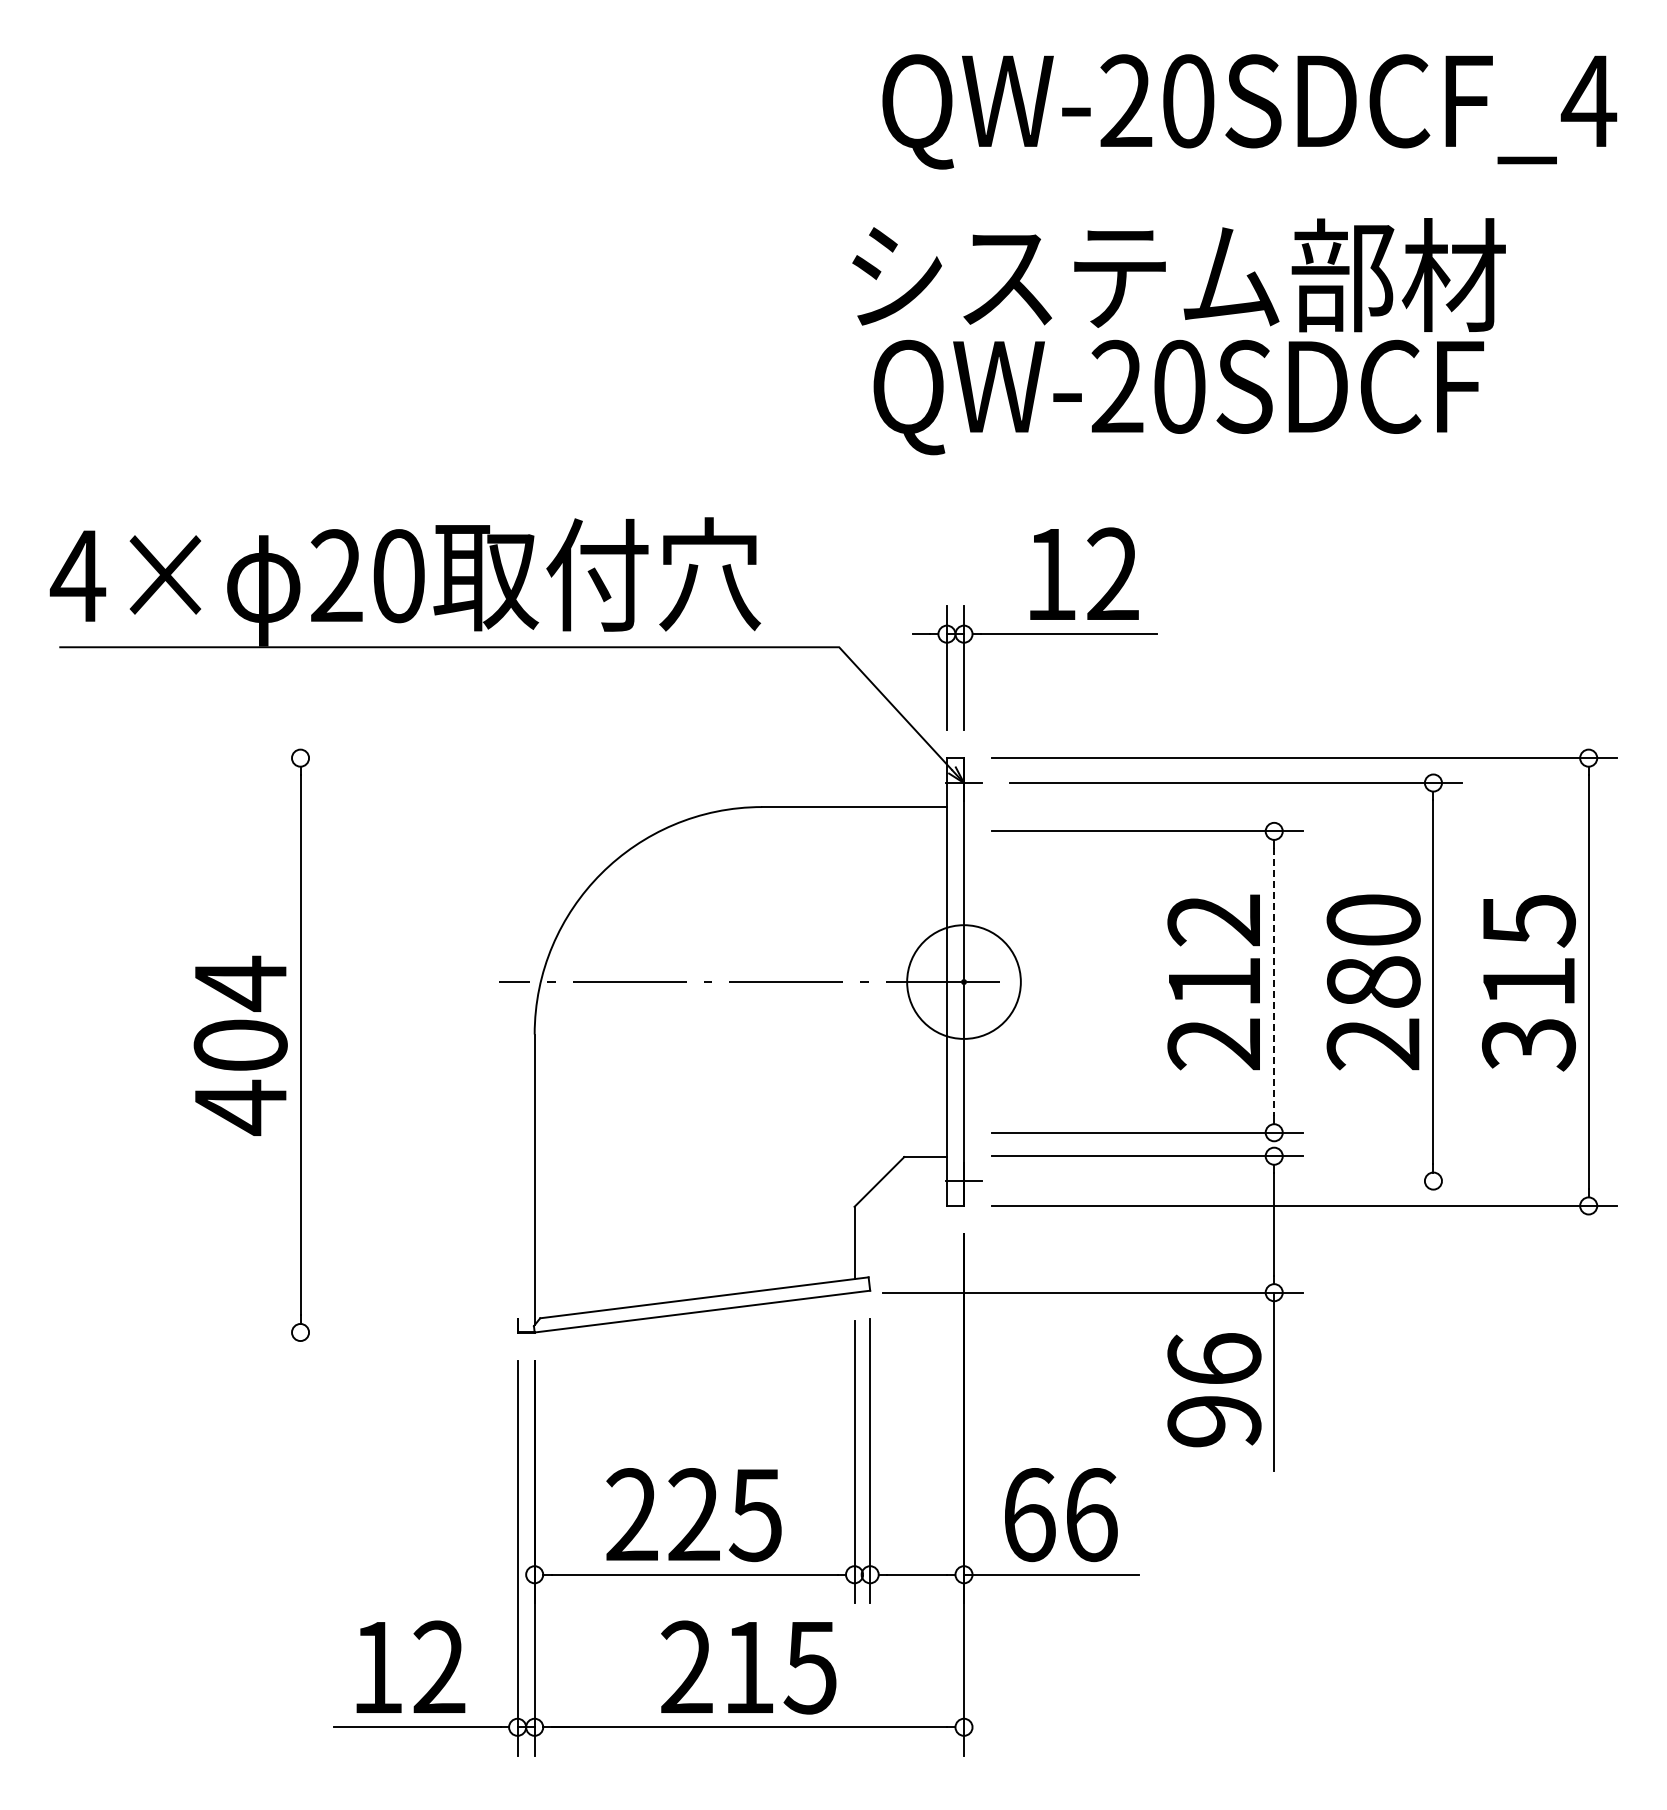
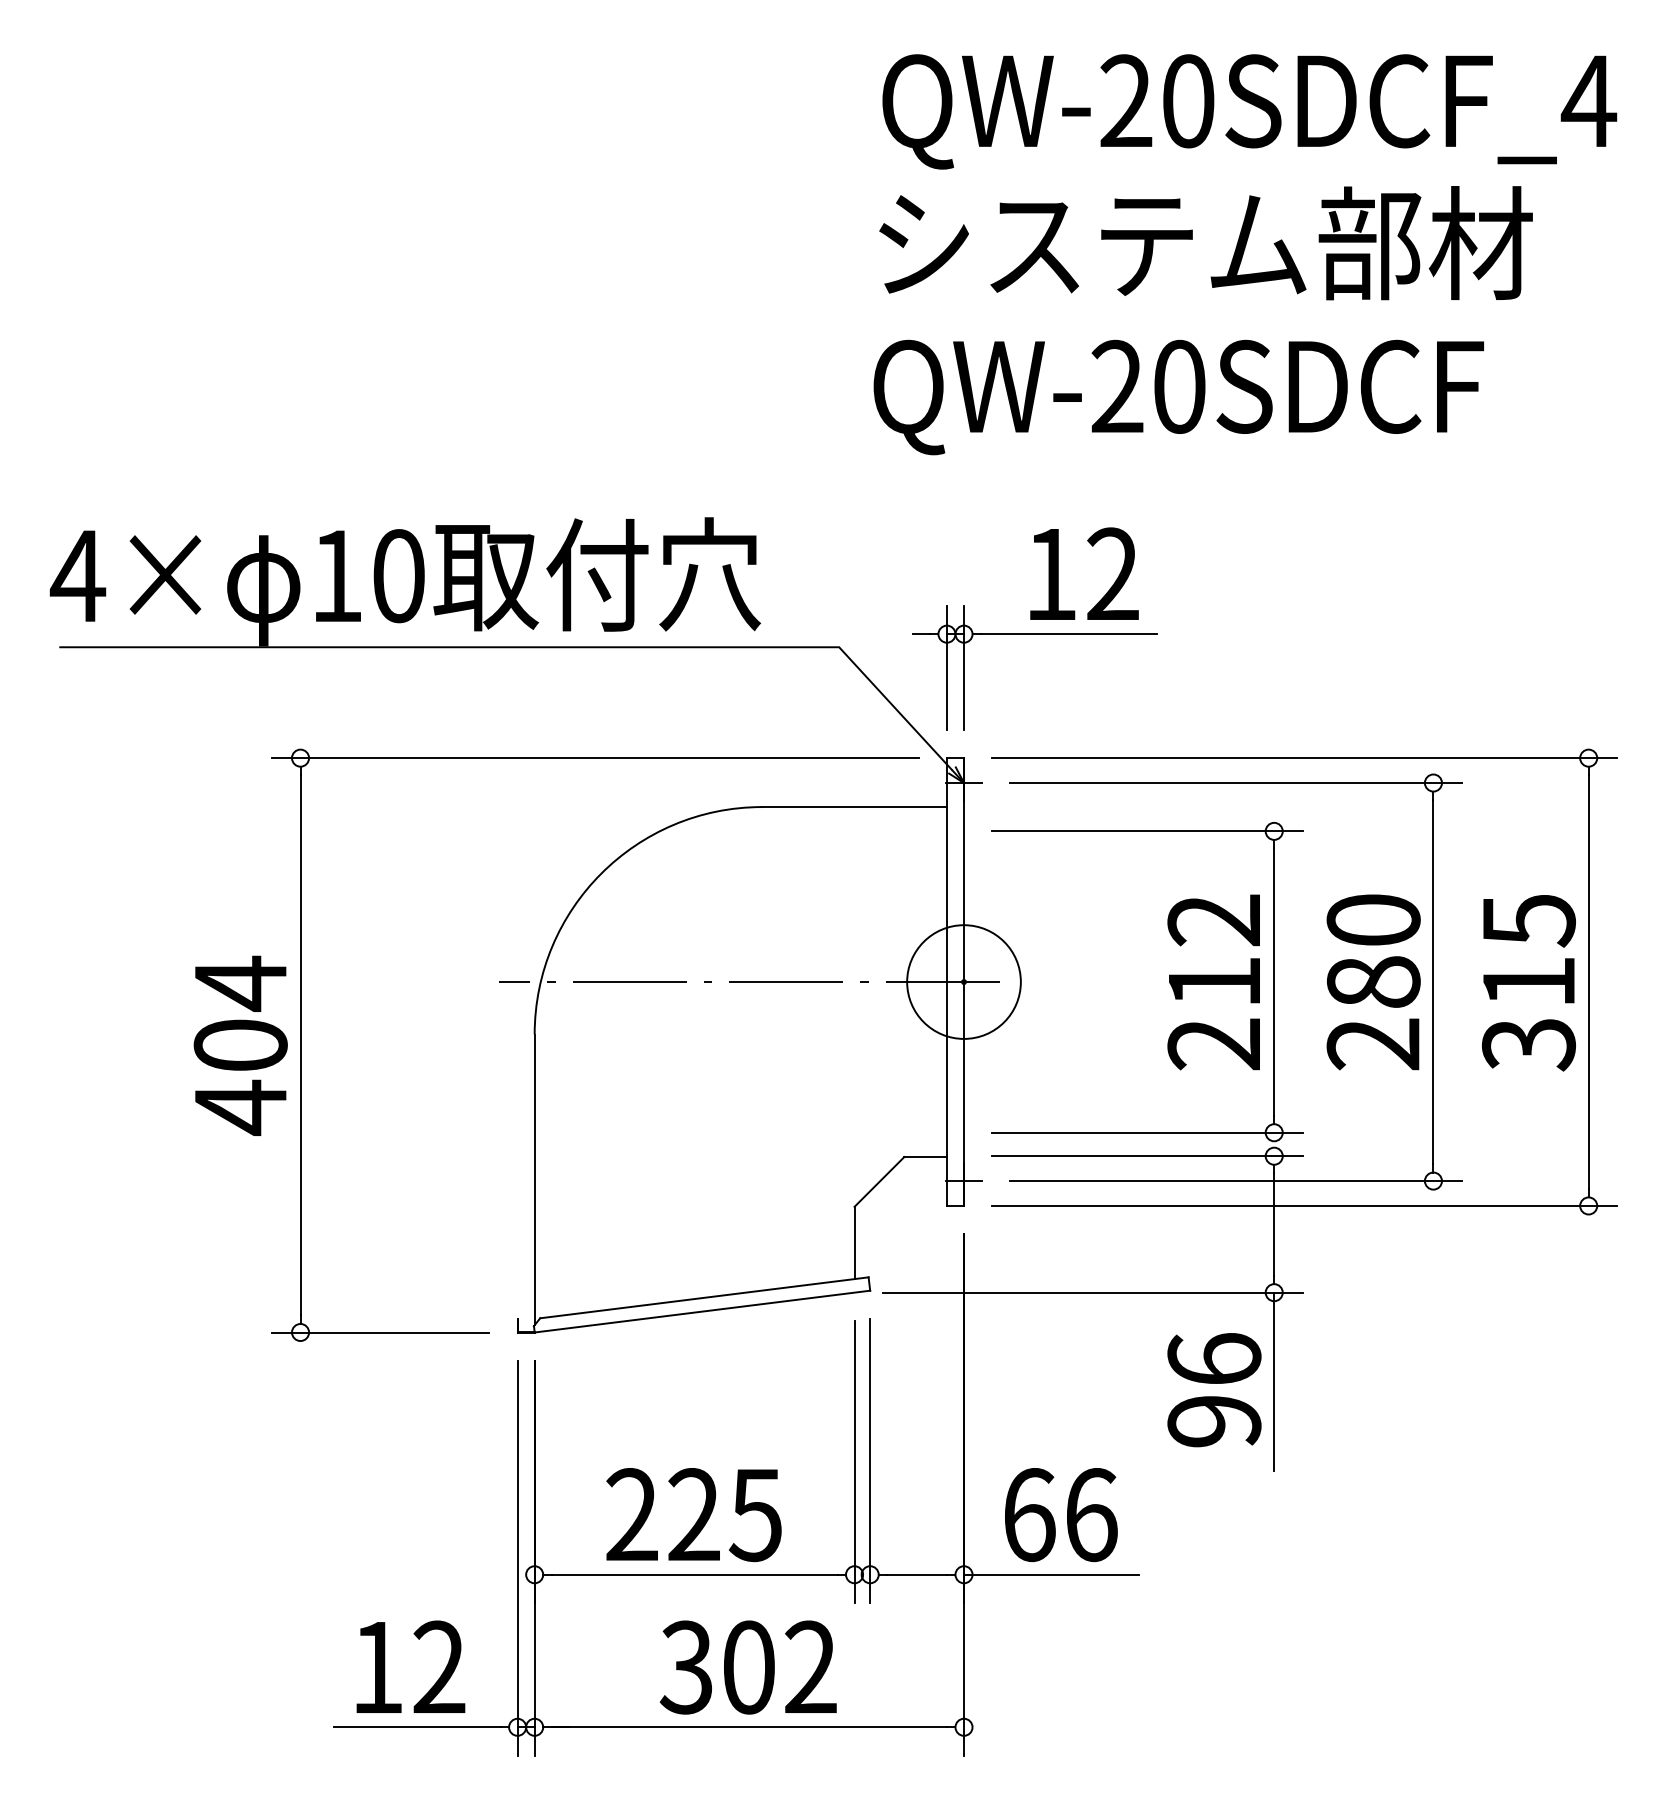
text position: (1178, 275) -> (1205, 243) (1205, 243)
text: 20 -> 10 (336, 575)
line: none -> present (595, 758)
line: dashed -> solid (1274, 982)
line: none -> present (1235, 1181)
line: none -> present (380, 1332)
text: 215 -> 302 (747, 1667)
